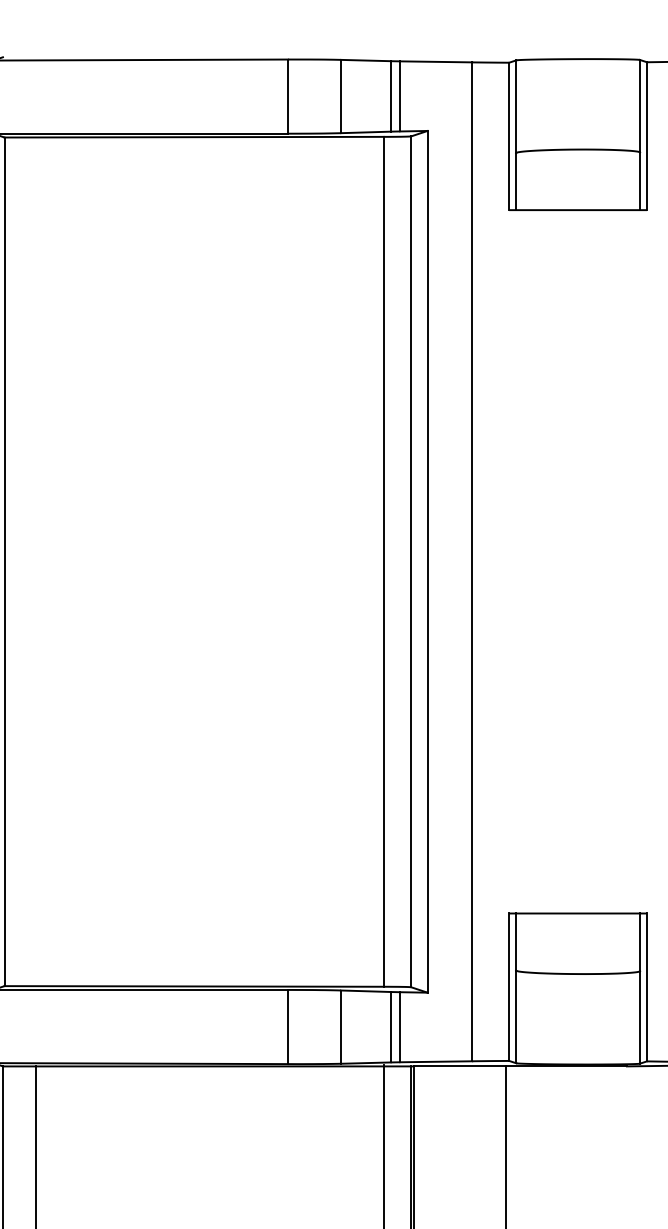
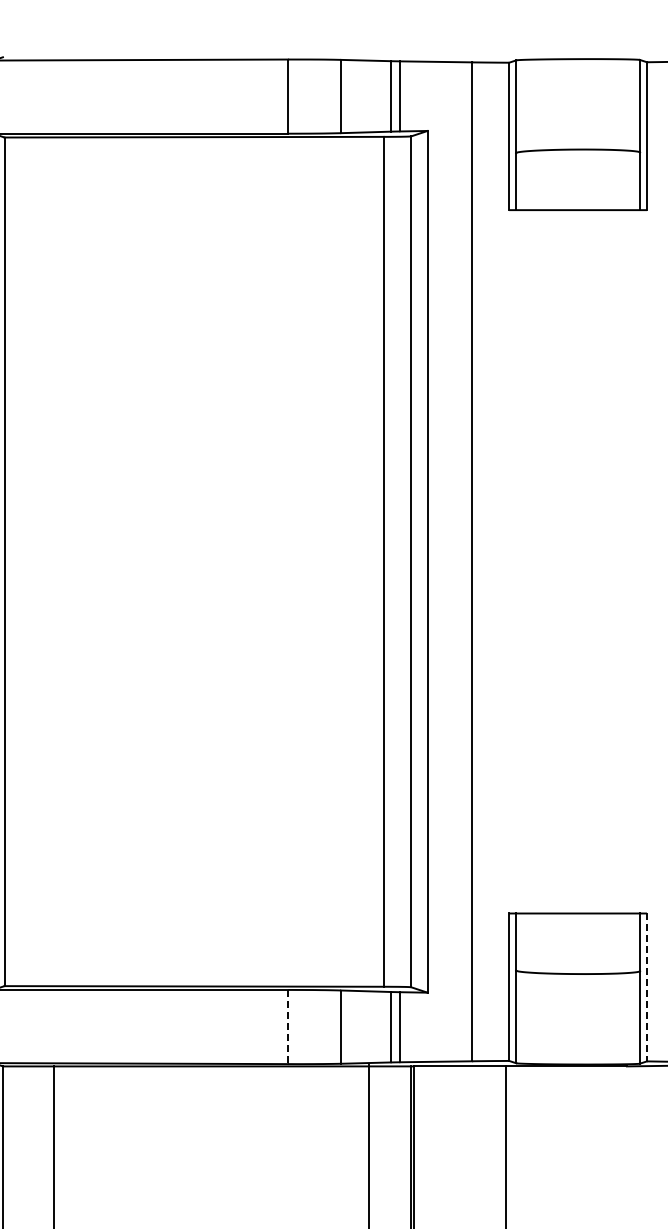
line: solid -> dashed (647, 987)
line: solid -> dashed (288, 1027)
line position: (36, 1145) -> (54, 1145) (54, 1145)
line position: (383, 1145) -> (368, 1145) (368, 1145)
